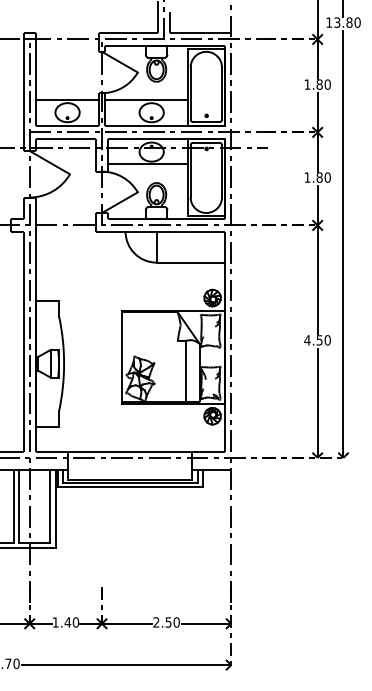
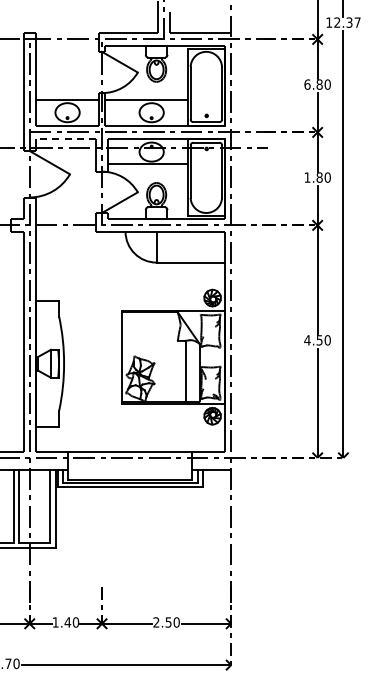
text: 13.80 -> 12.37 (347, 22)
text: 1.80 -> 6.80 (307, 84)
line: solid -> dashed (65, 138)
